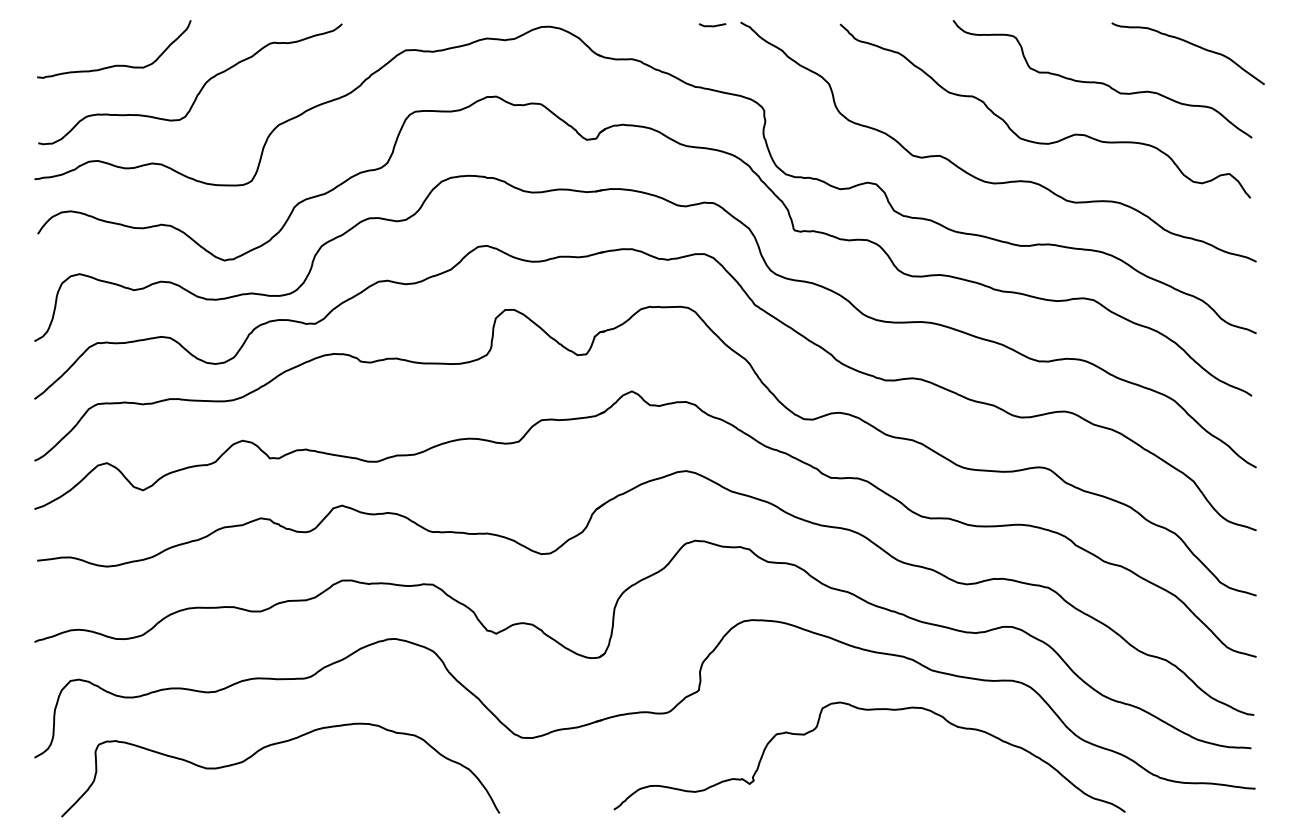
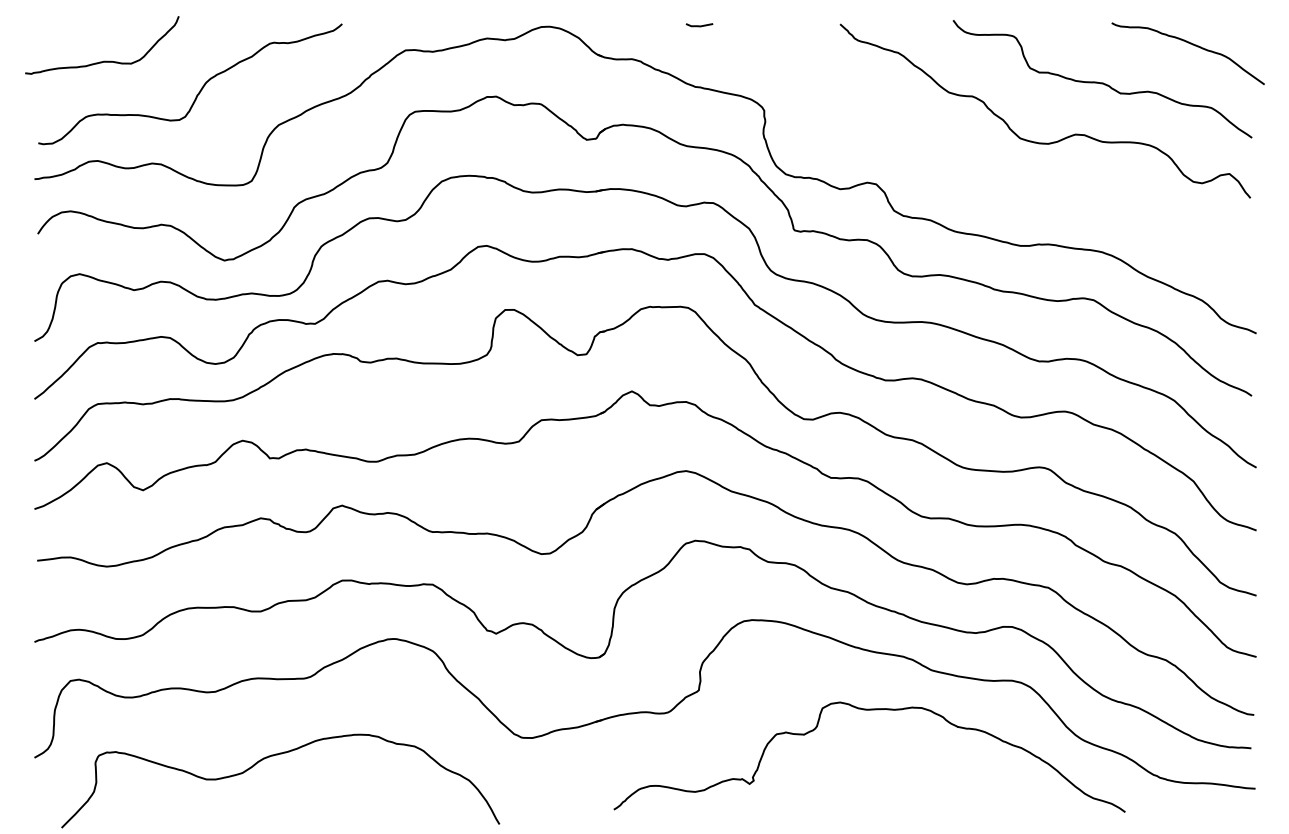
line position: (712, 25) -> (699, 25) (699, 25)
curve position: (116, 64) -> (104, 60) (104, 60)
curve: present -> none (1005, 181)
curve position: (273, 745) -> (273, 756) (273, 756)
